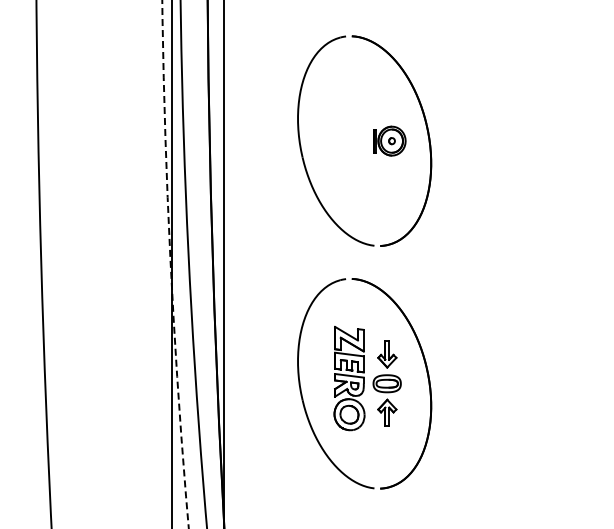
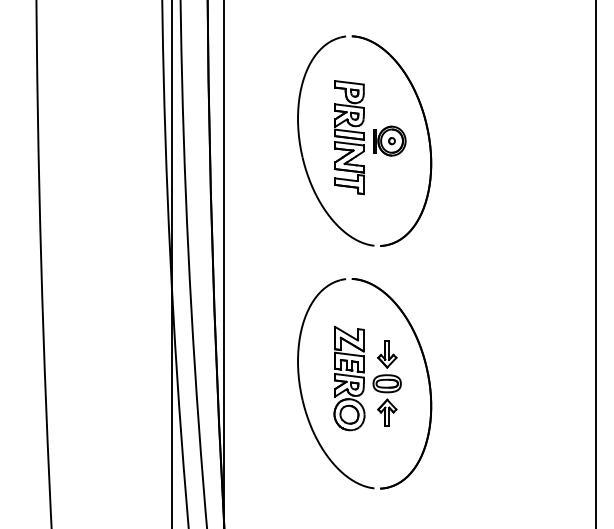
part: none -> present (349, 137)
line: none -> present (595, 263)
arc: dashed -> solid (170, 264)
